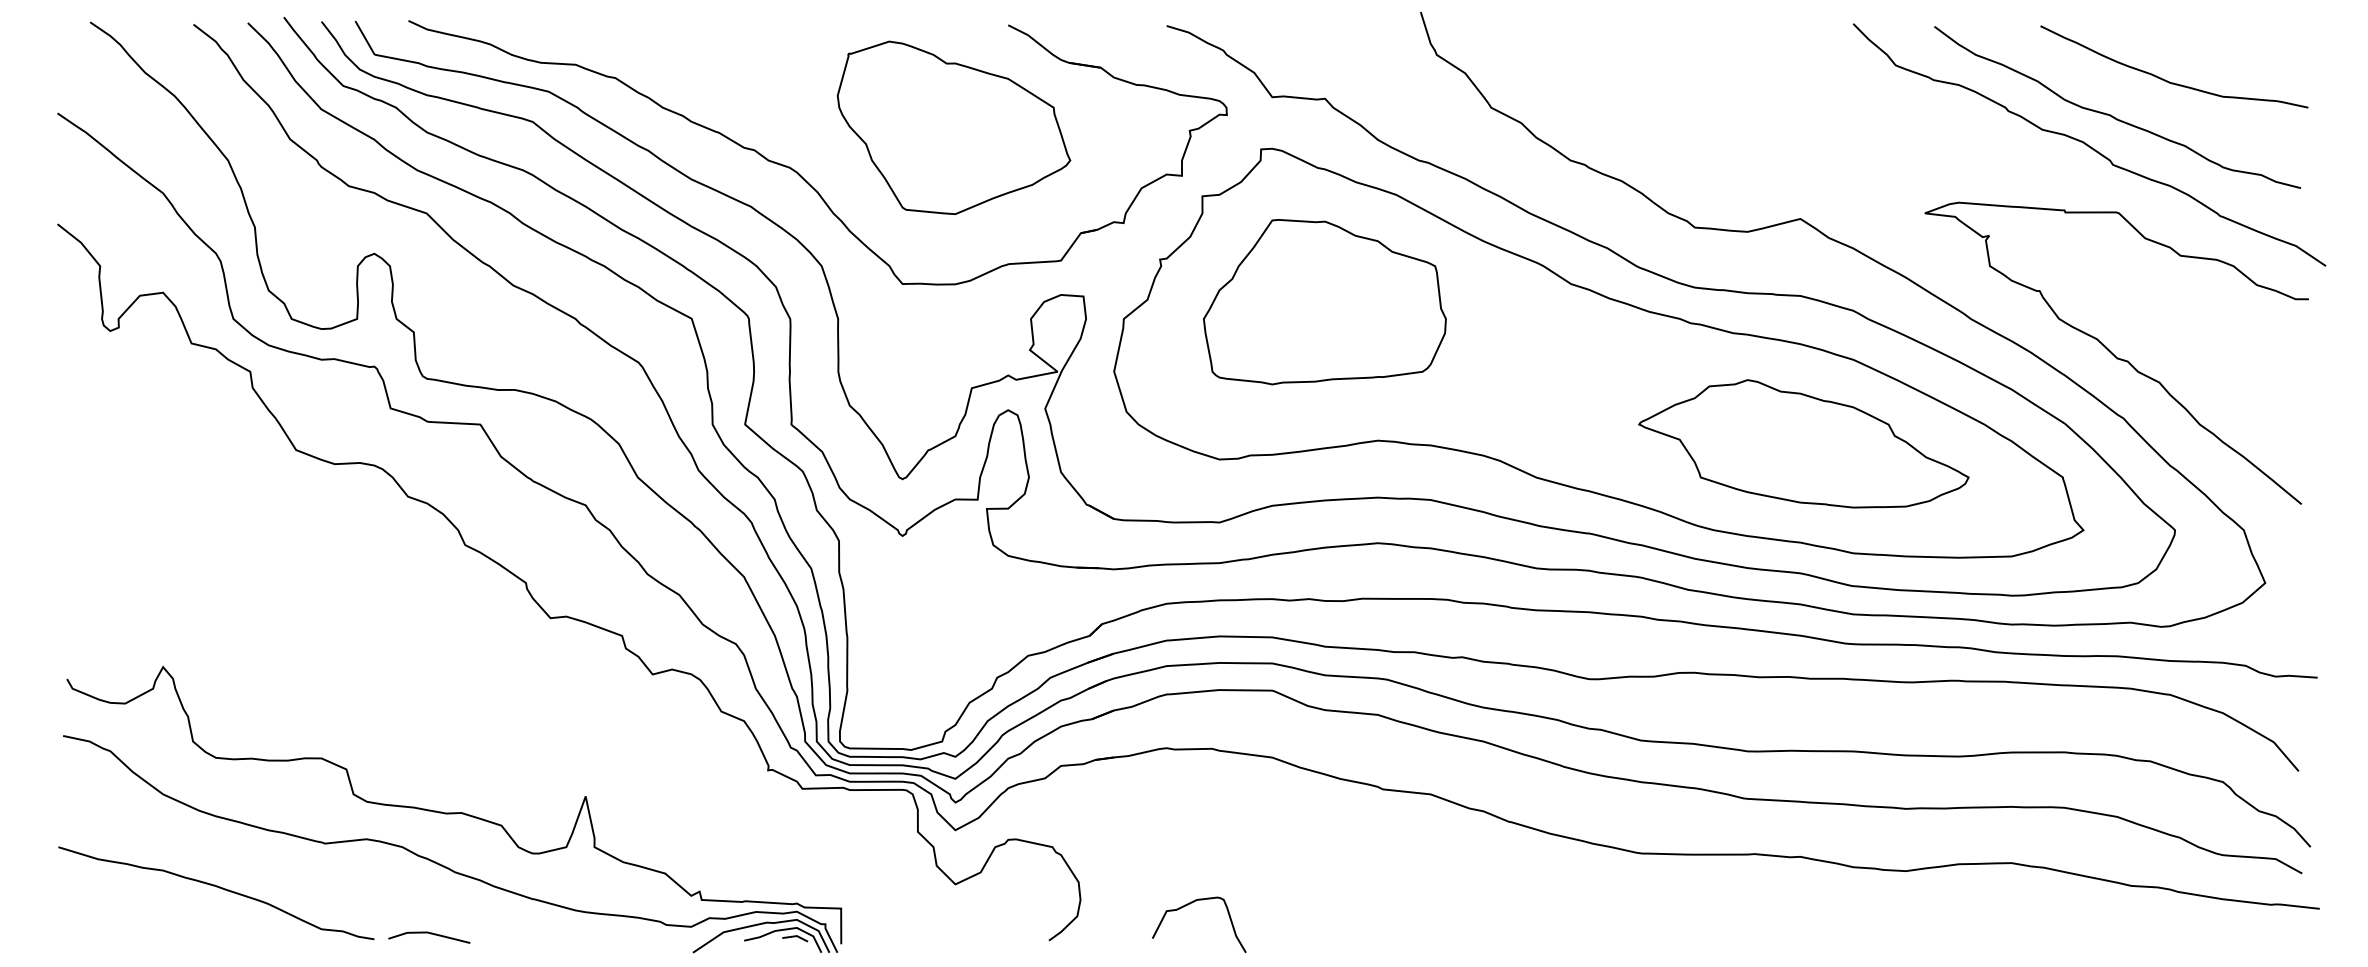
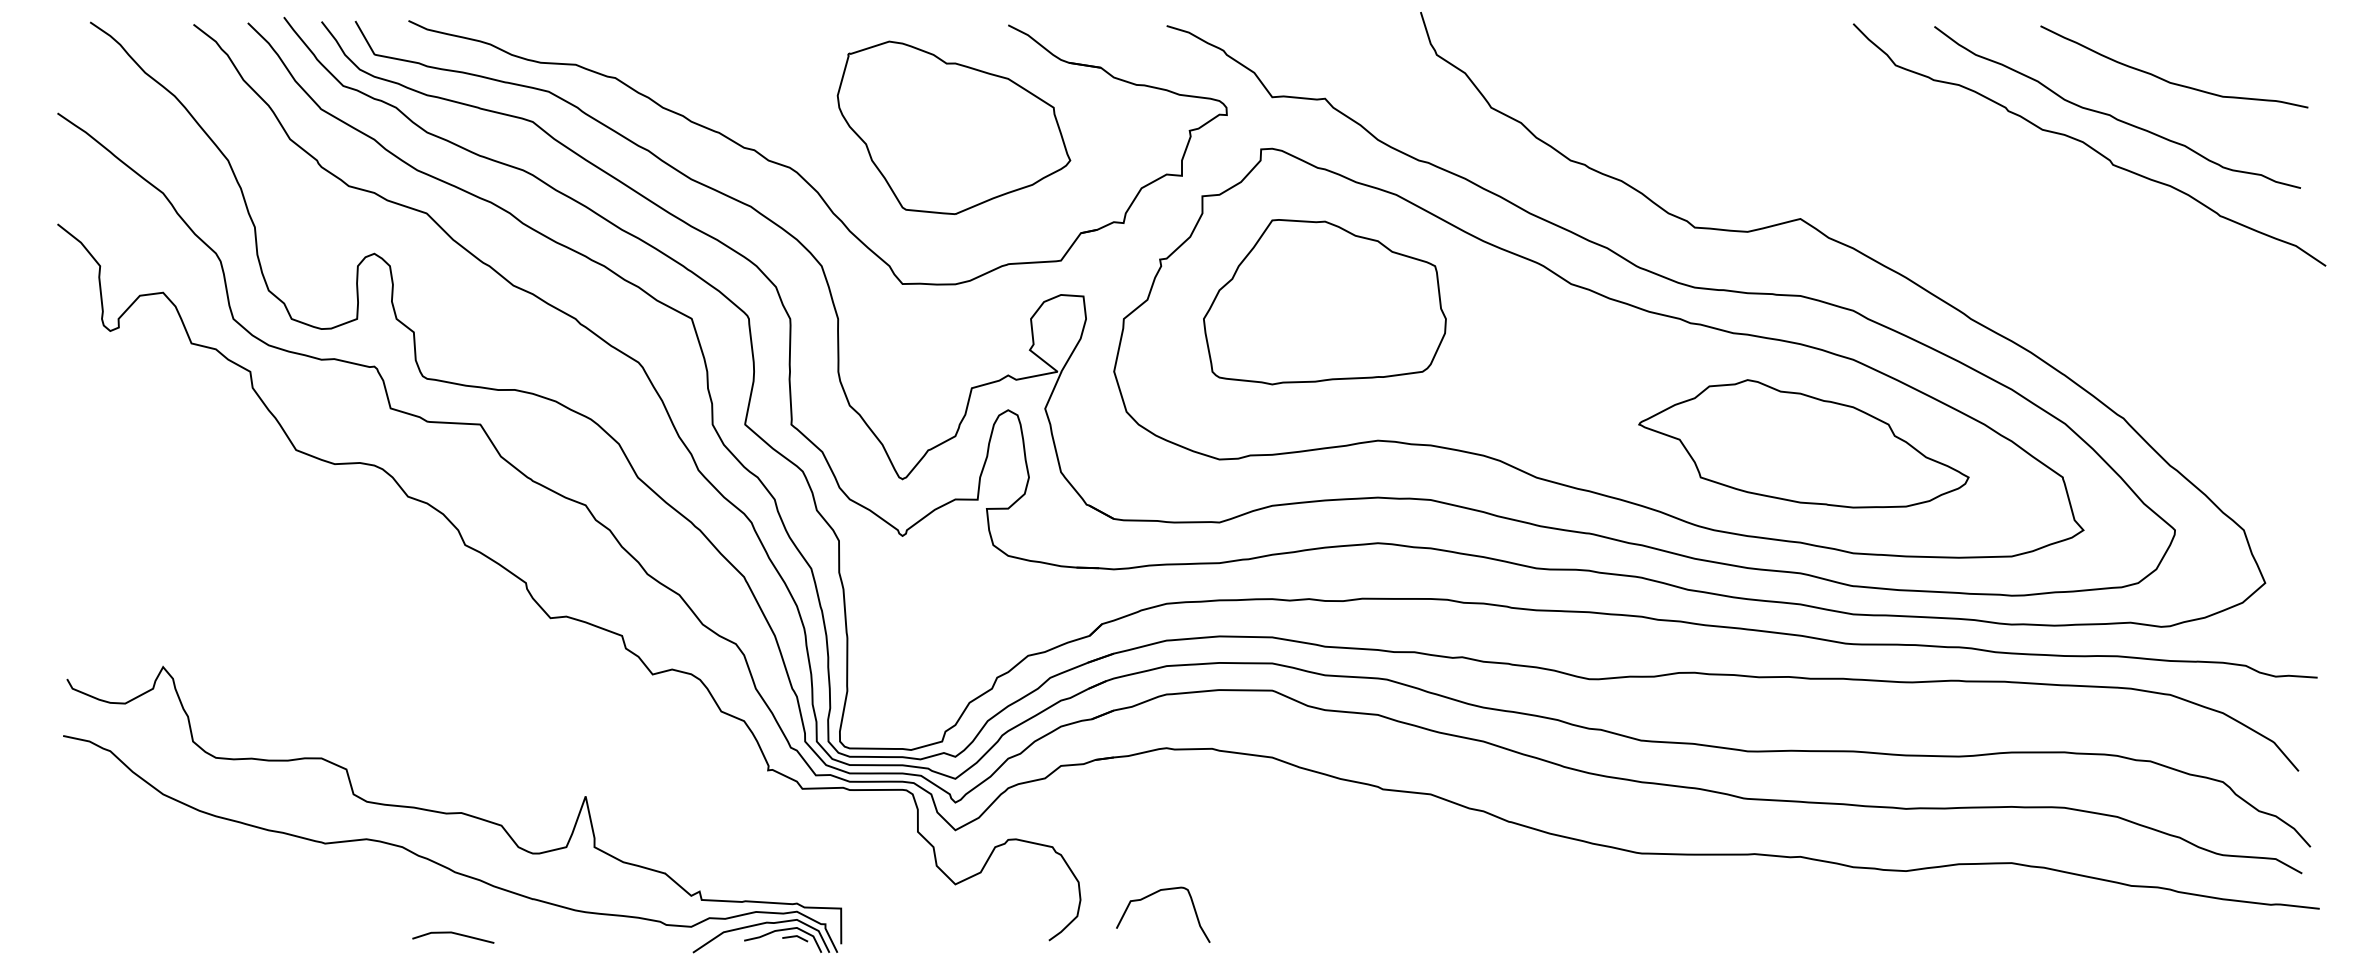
curve: present -> none (2114, 354)
curve: present -> none (219, 888)
curve position: (1190, 904) -> (1154, 894) (1154, 894)
line position: (430, 934) -> (454, 934) (454, 934)
